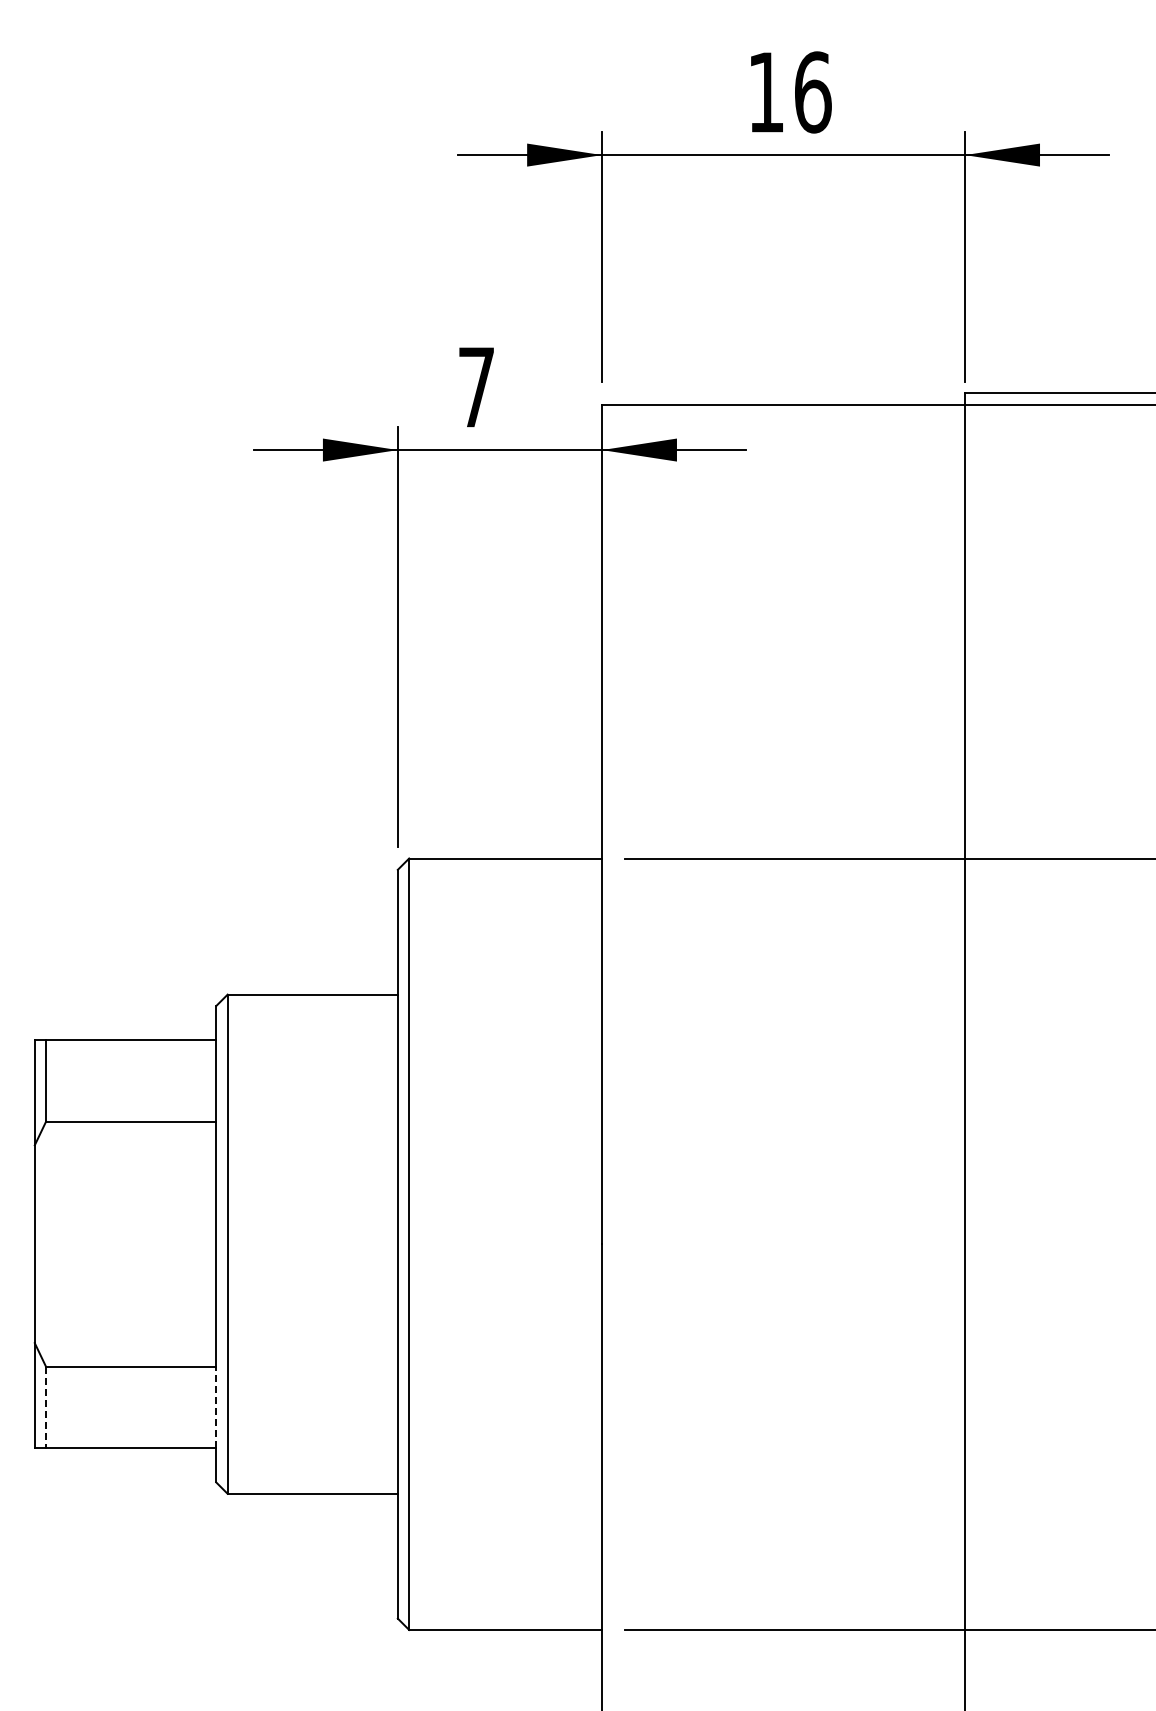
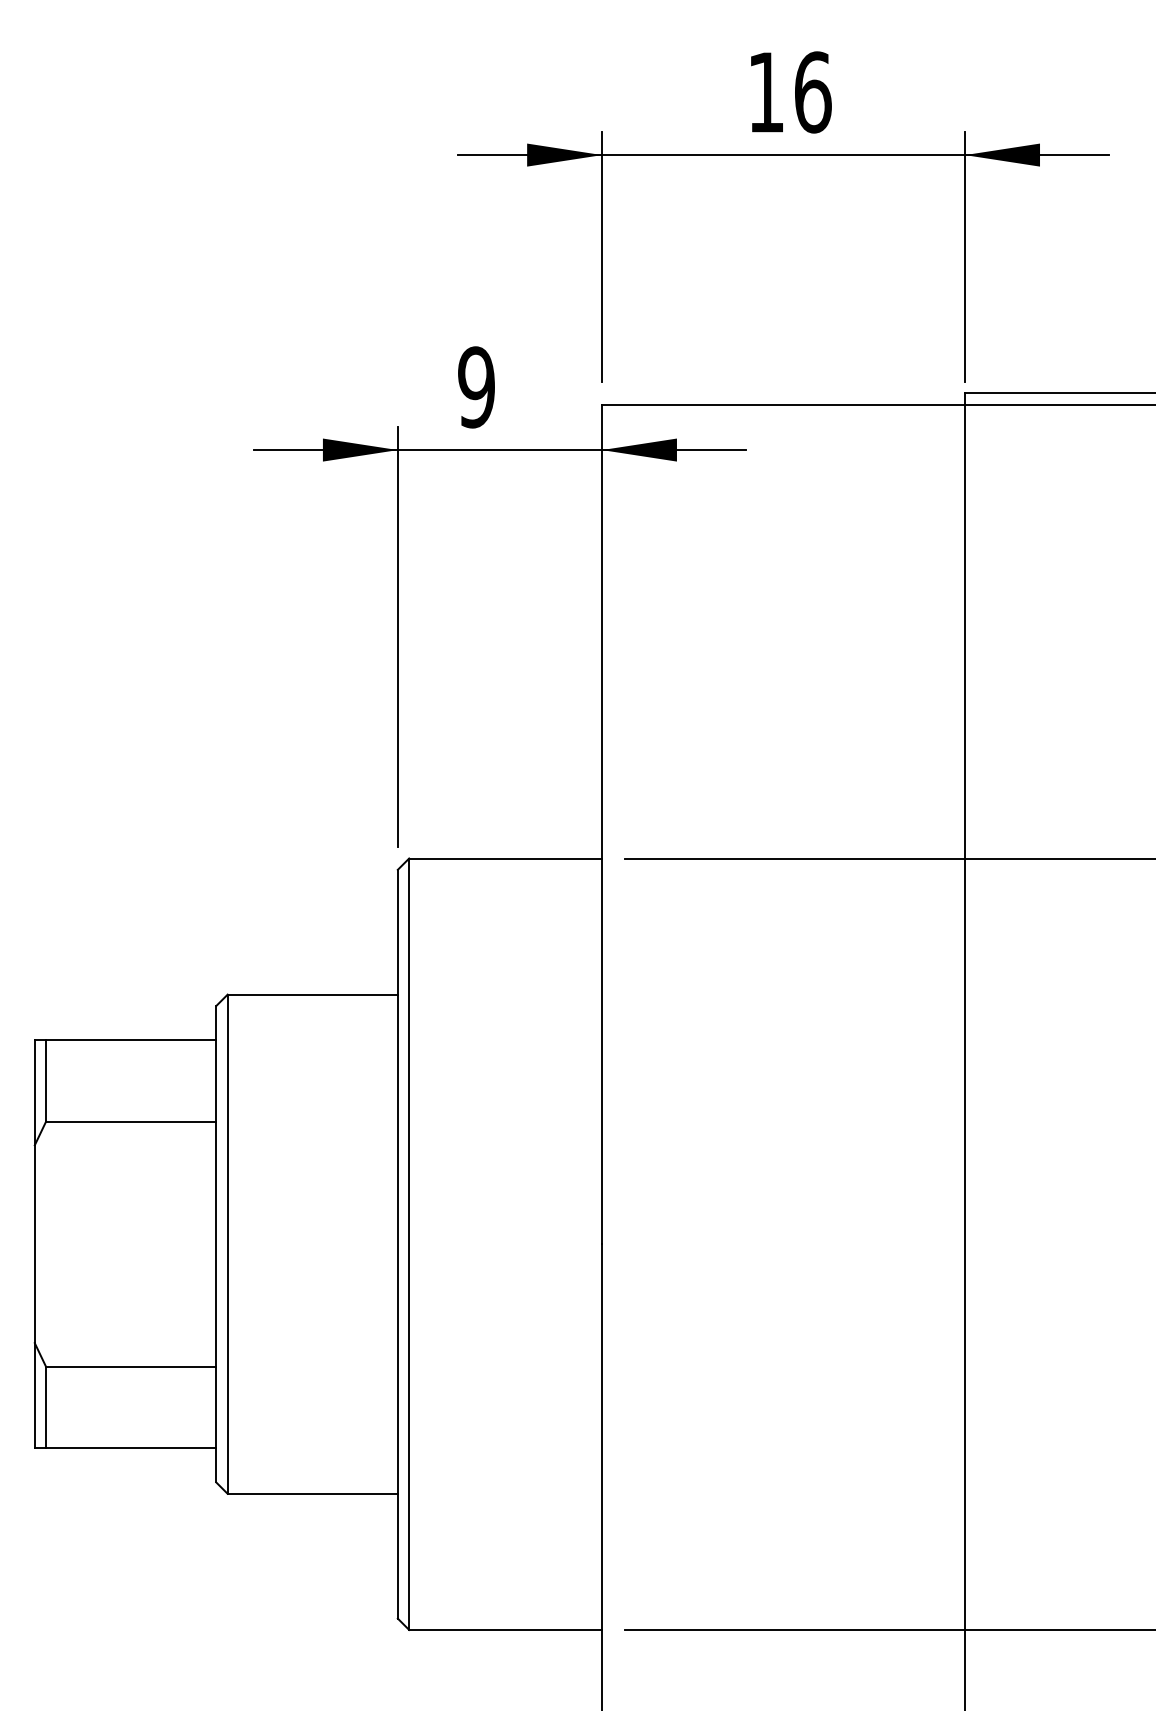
text: 7 -> 9 (476, 387)
line: dashed -> solid (46, 1407)
line: dashed -> solid (216, 1407)
